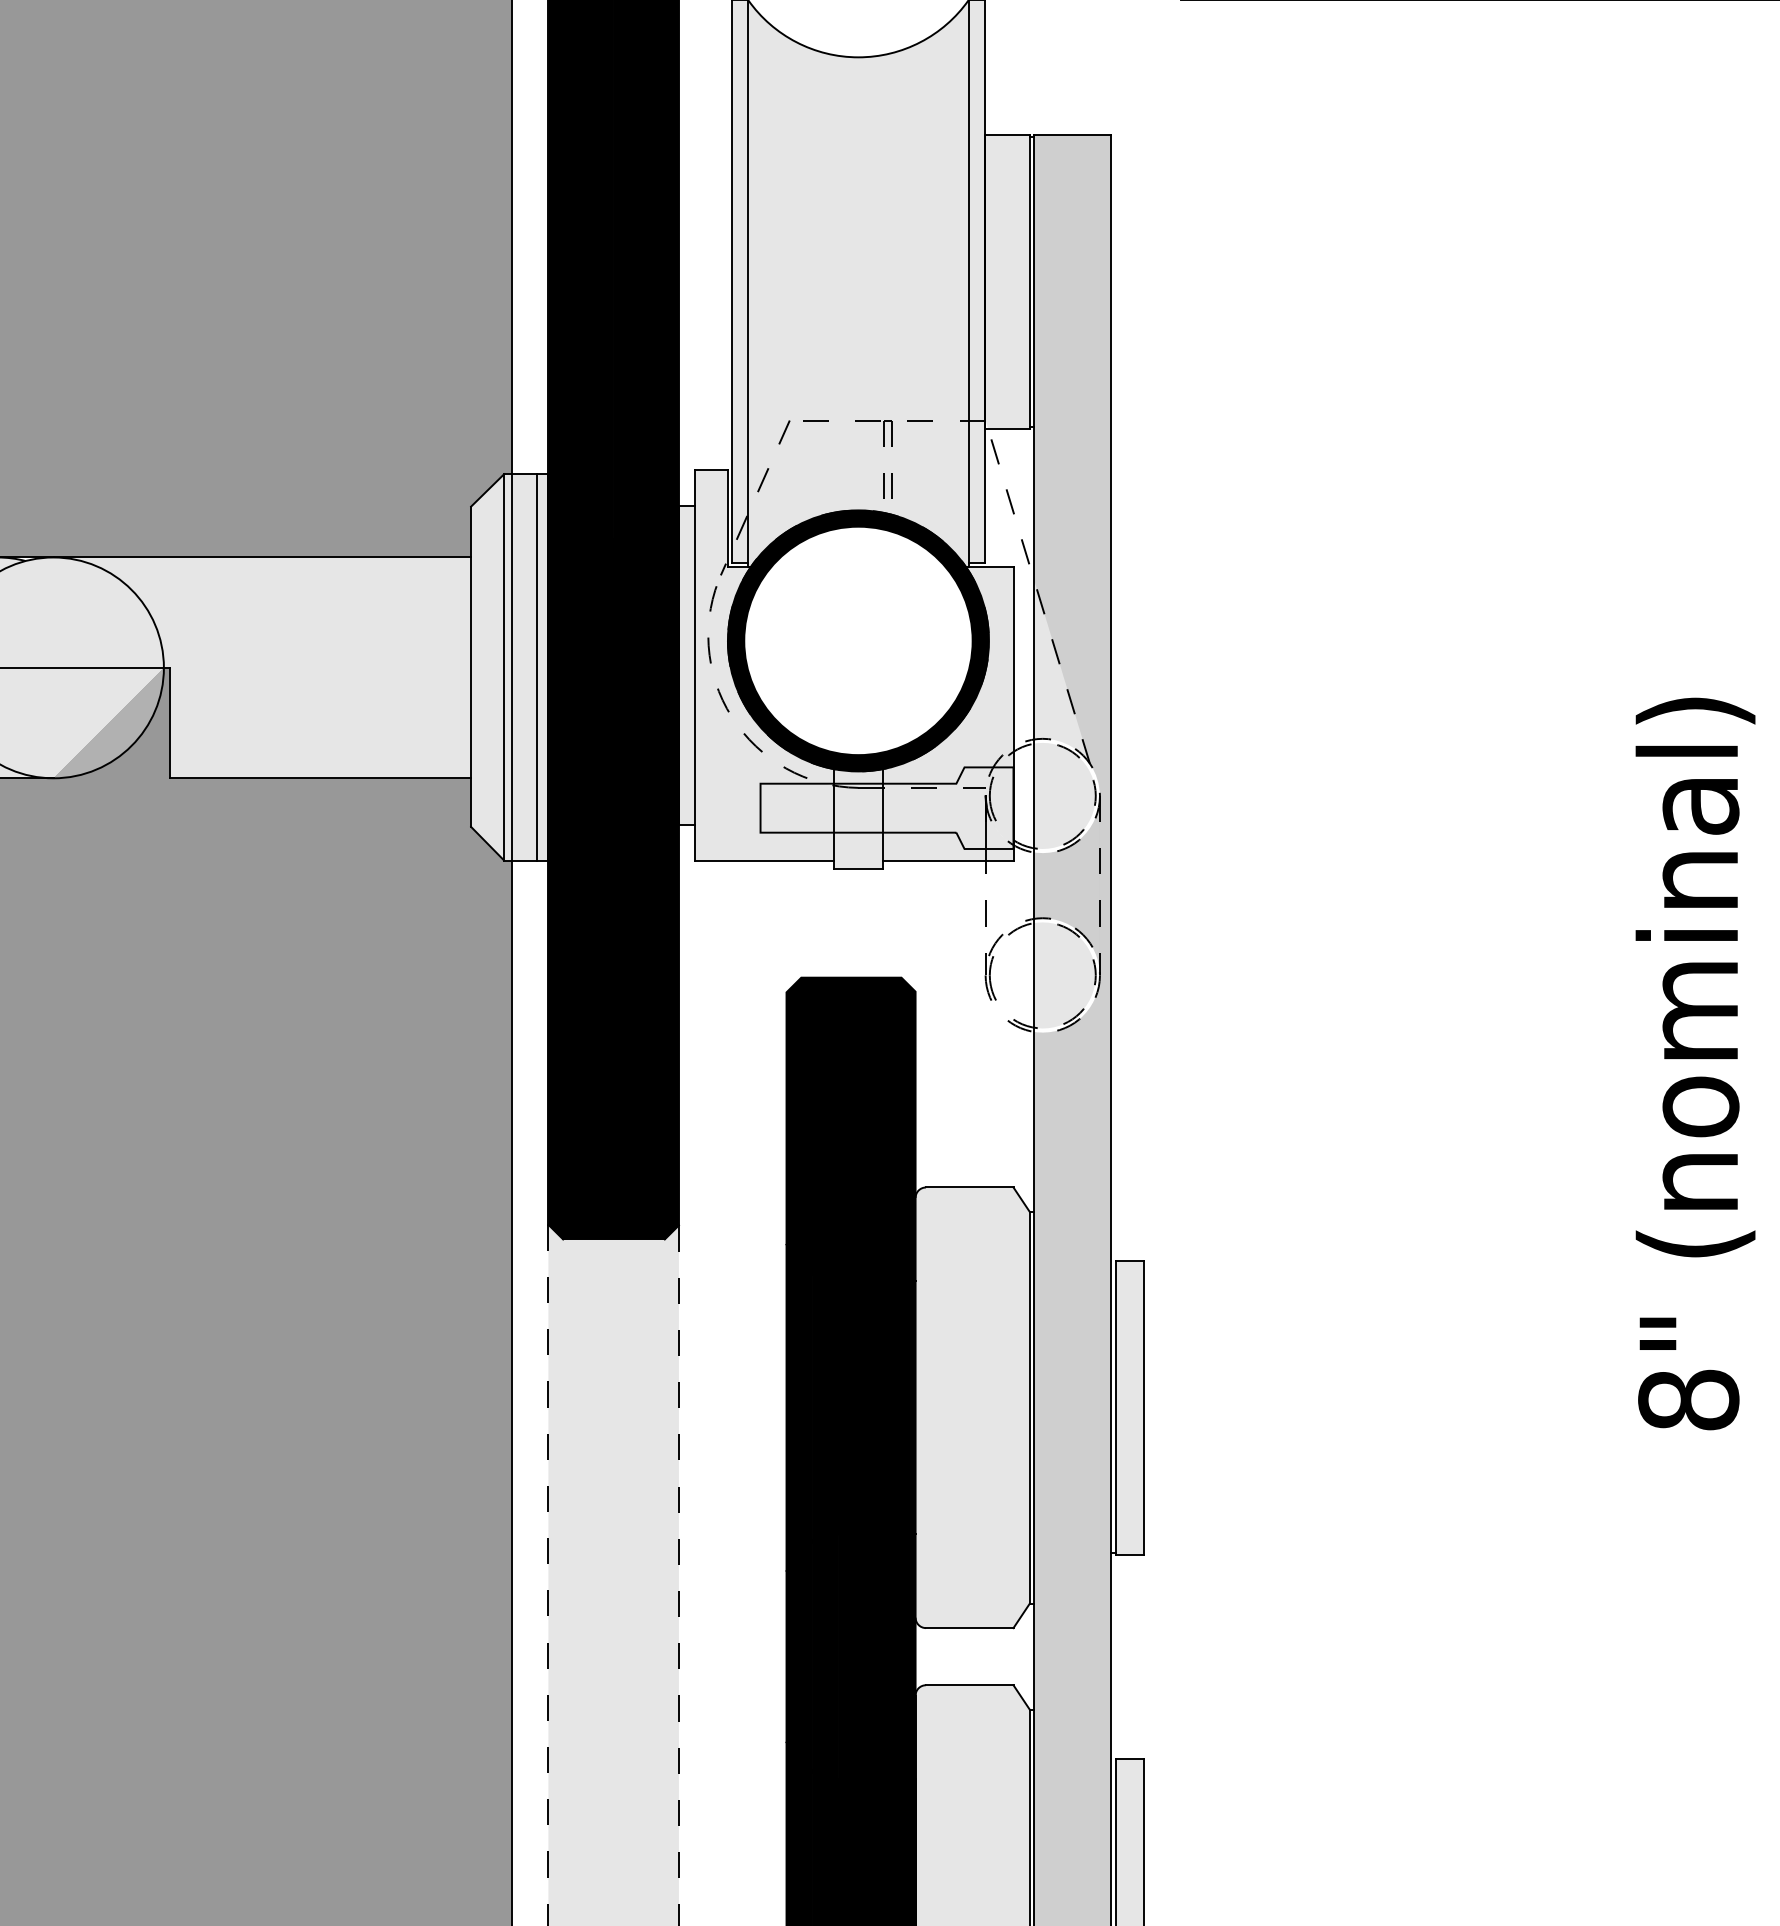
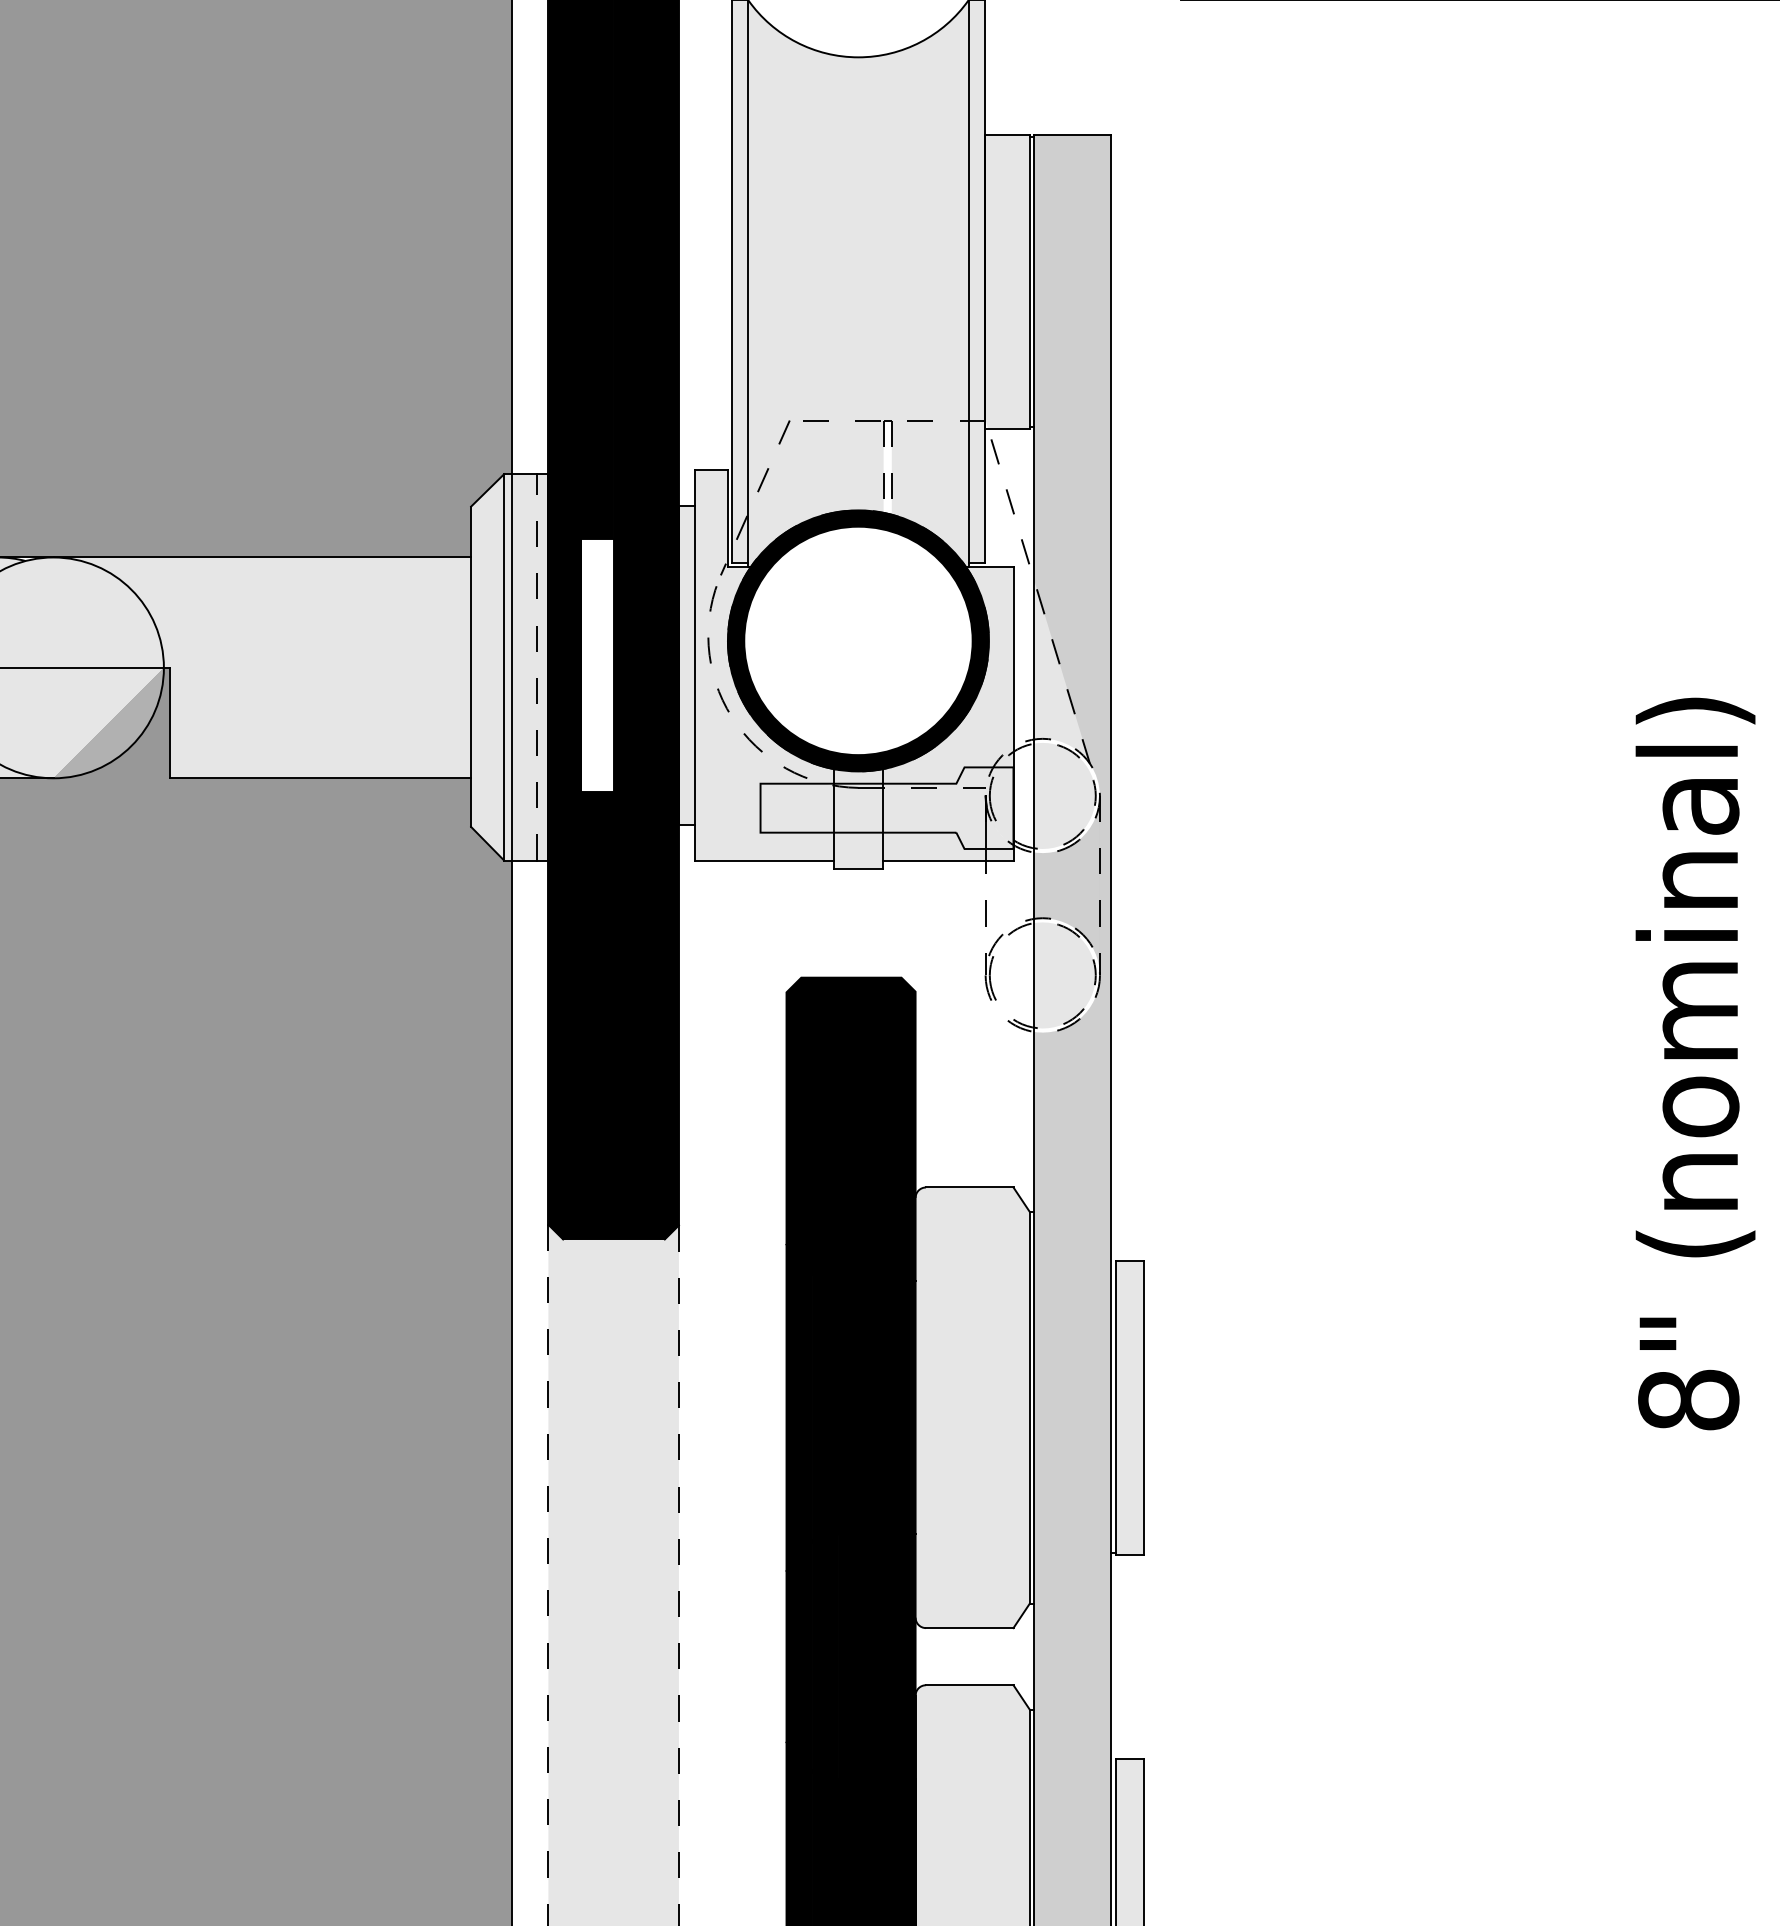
fill: present -> none (887, 467)
fill: present -> none (597, 664)
line: solid -> dashed (537, 666)
